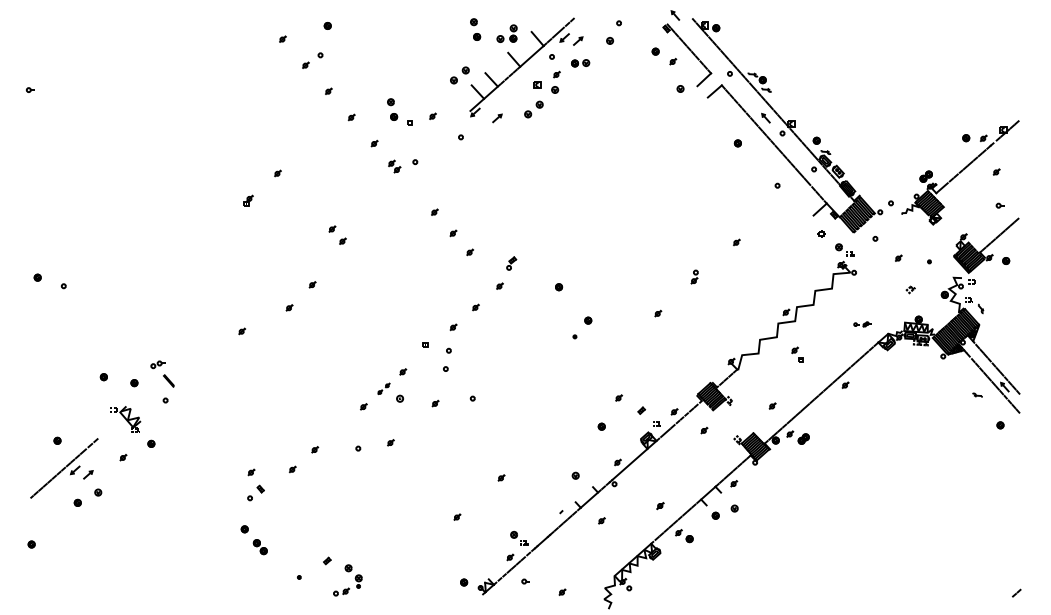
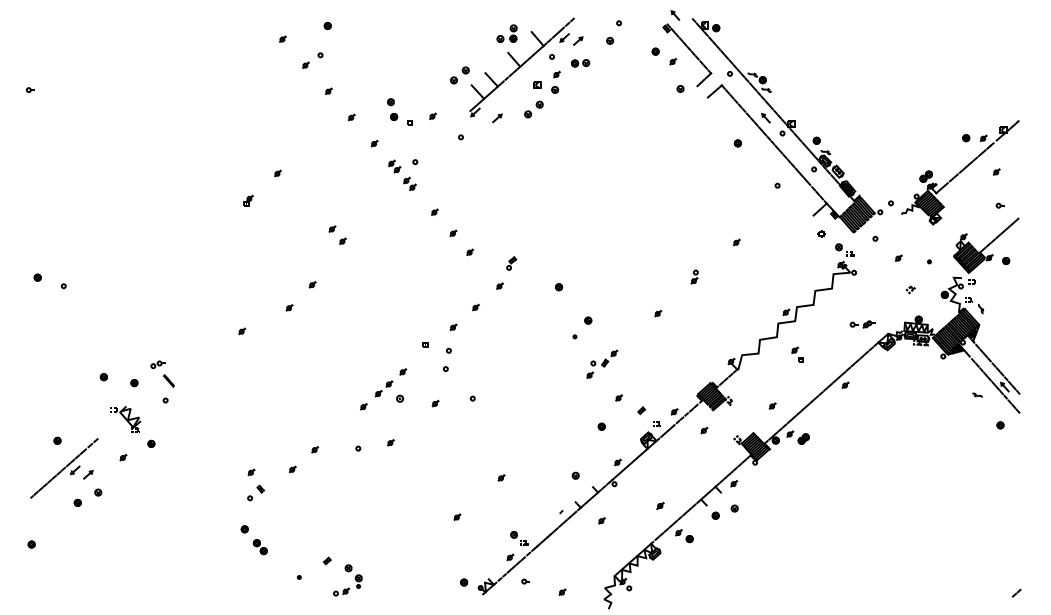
part: present -> none (475, 29)
part: none -> present (409, 183)
part size: 19x7 px -> 27x9 px (862, 324)
part: none -> present (602, 363)
part size: 14x13 px -> 20x18 px (383, 388)
